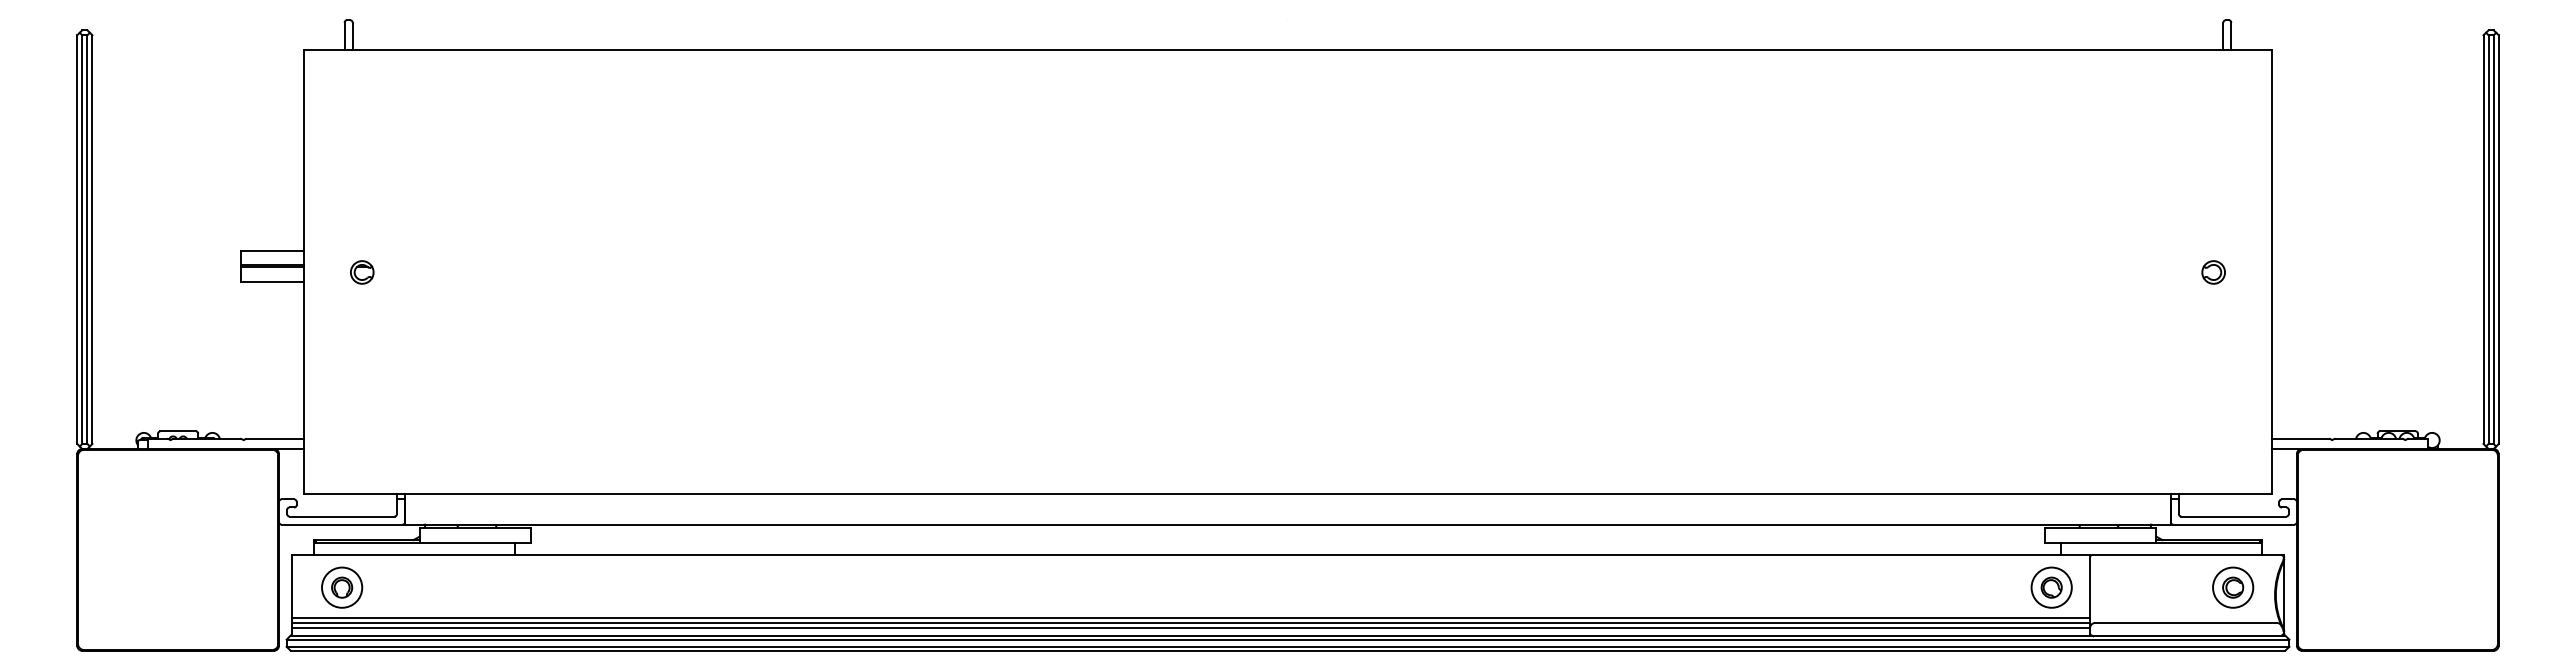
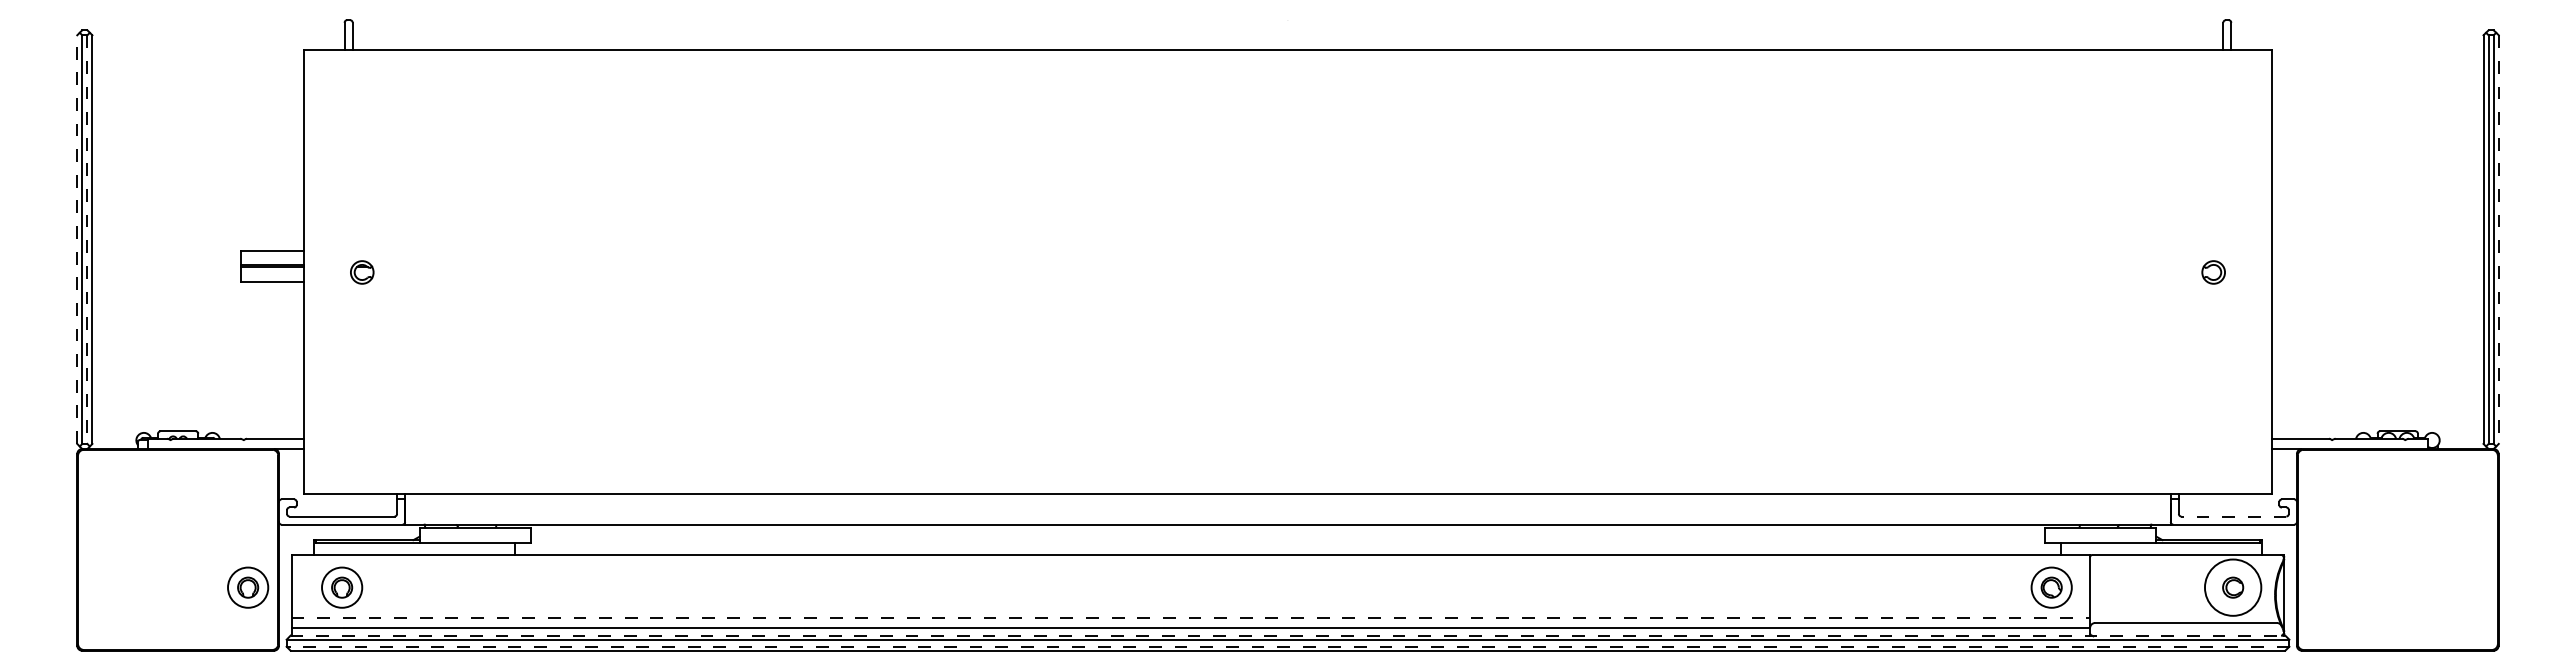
line: solid -> dashed (77, 239)
line: solid -> dashed (87, 240)
line: solid -> dashed (2498, 240)
line: solid -> dashed (2233, 516)
part: none -> present (248, 587)
circle diameter: 40 px -> 56 px (2232, 587)
line: solid -> dashed (1191, 617)
line: present -> none (1190, 623)
line: solid -> dashed (1288, 635)
line: solid -> dashed (1287, 646)
